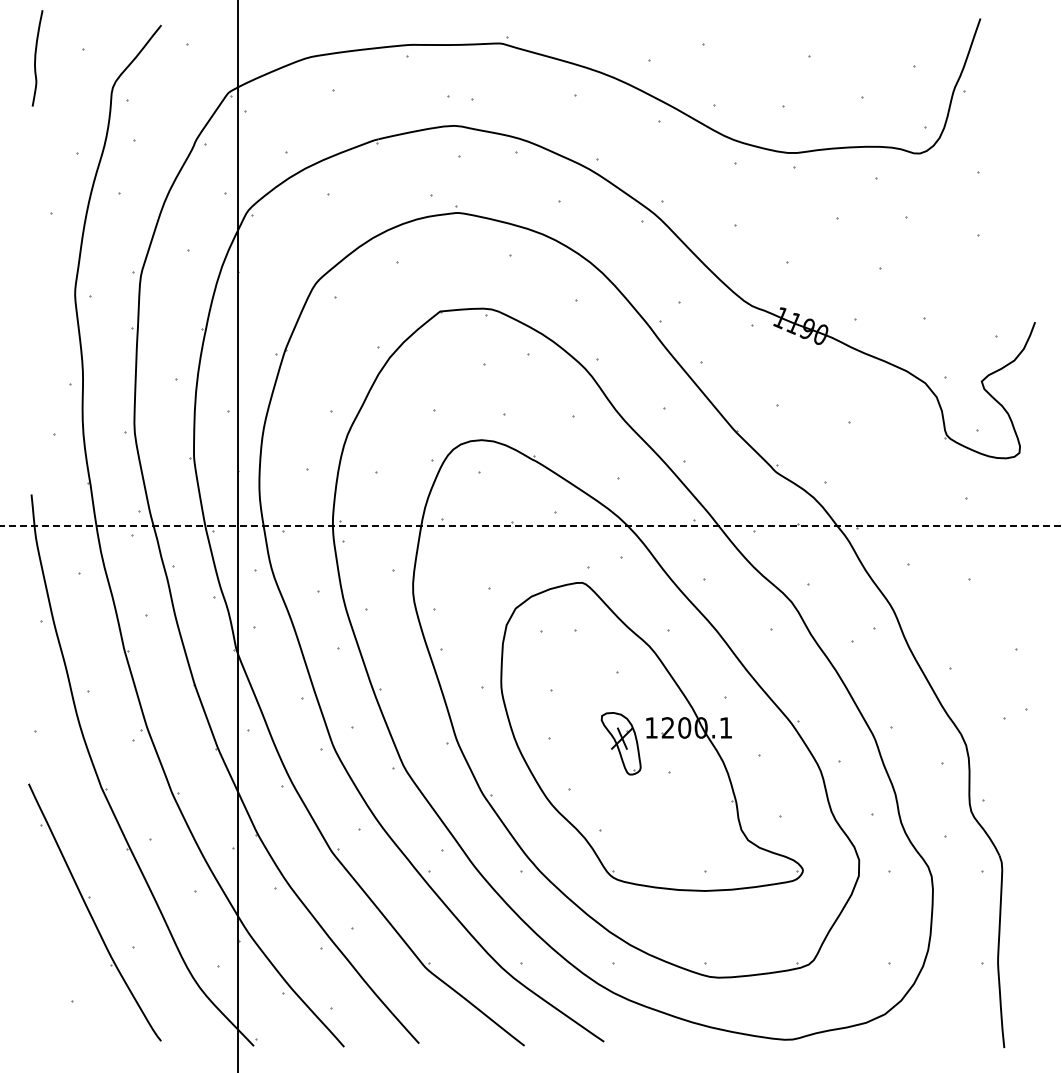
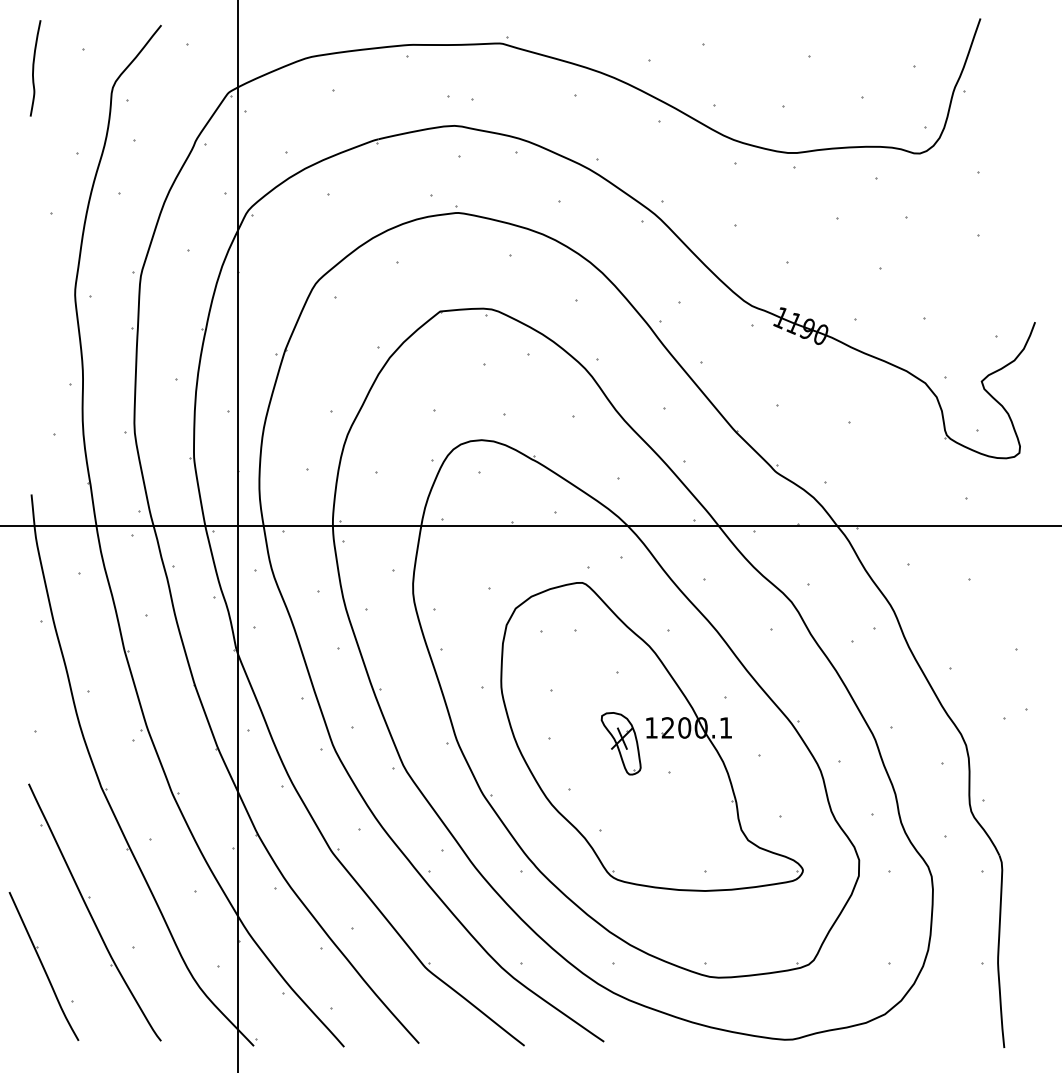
curve position: (36, 58) -> (34, 68) (34, 68)
line: dashed -> solid (531, 526)
part: none -> present (43, 966)
